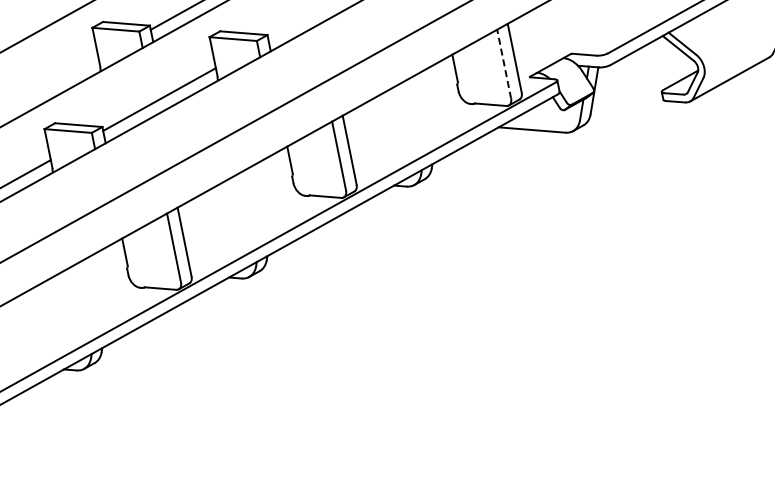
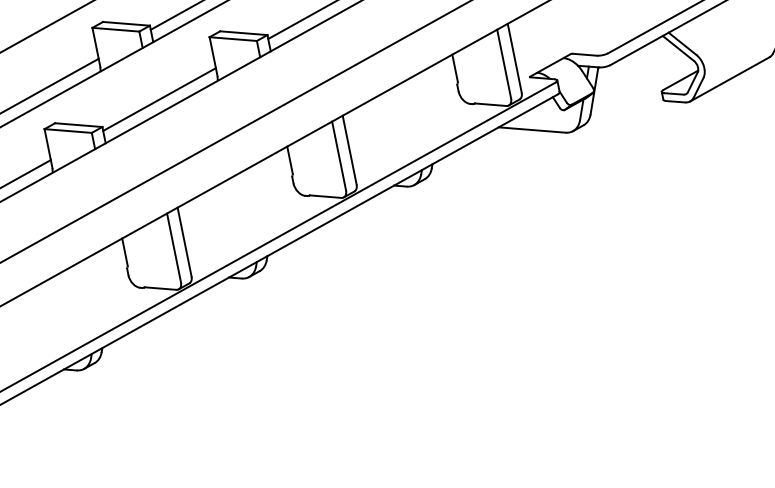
line: none -> present (301, 20)
line: dashed -> solid (504, 63)
line: none -> present (50, 85)
